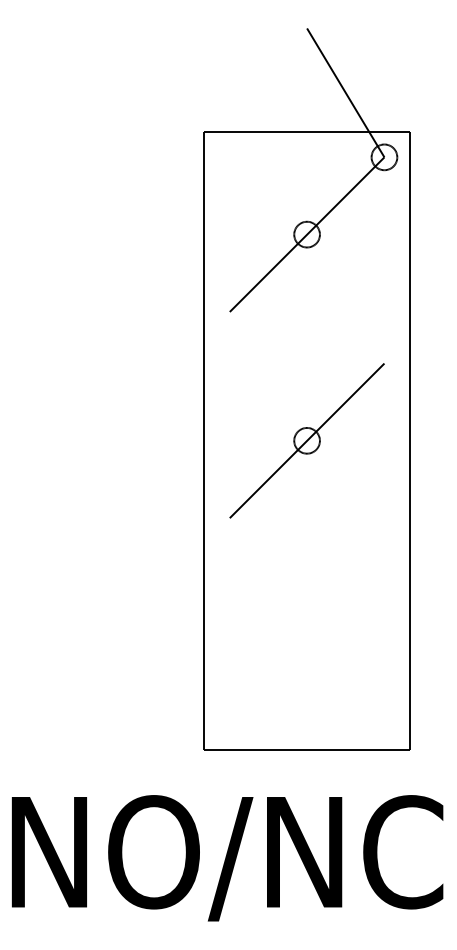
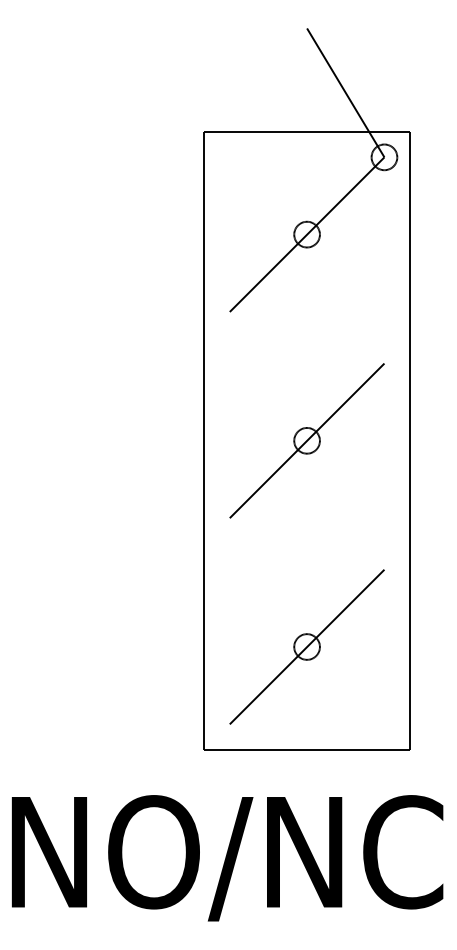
part: none -> present (306, 646)
